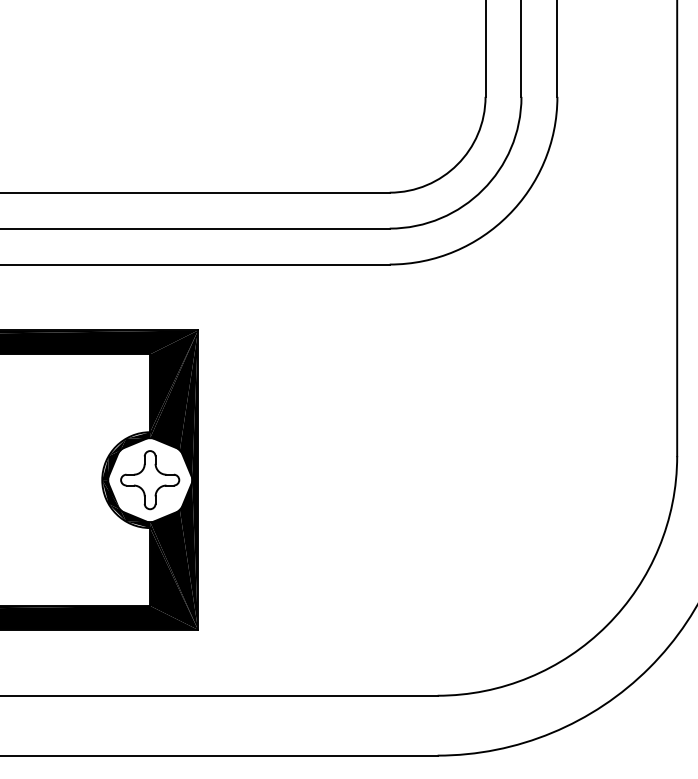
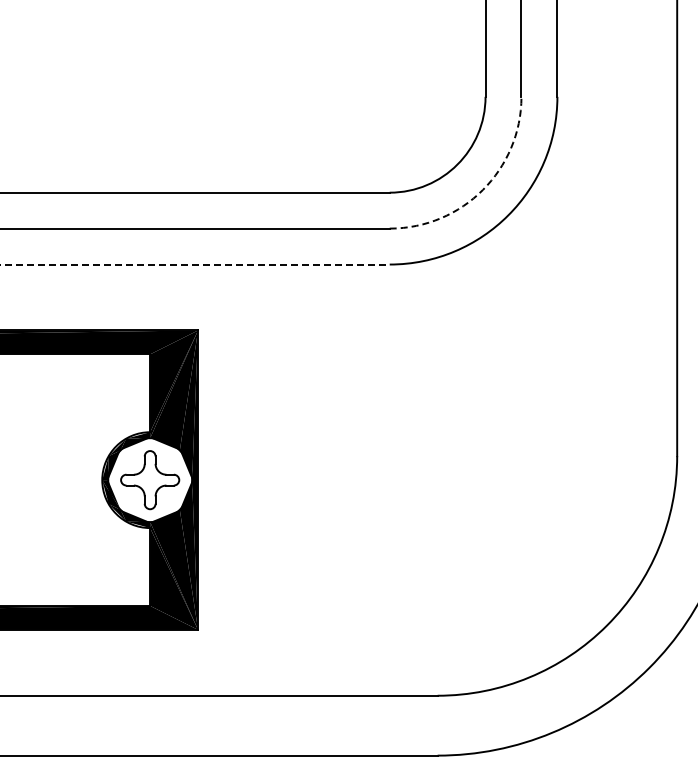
arc: solid -> dashed (482, 190)
line: solid -> dashed (195, 264)
